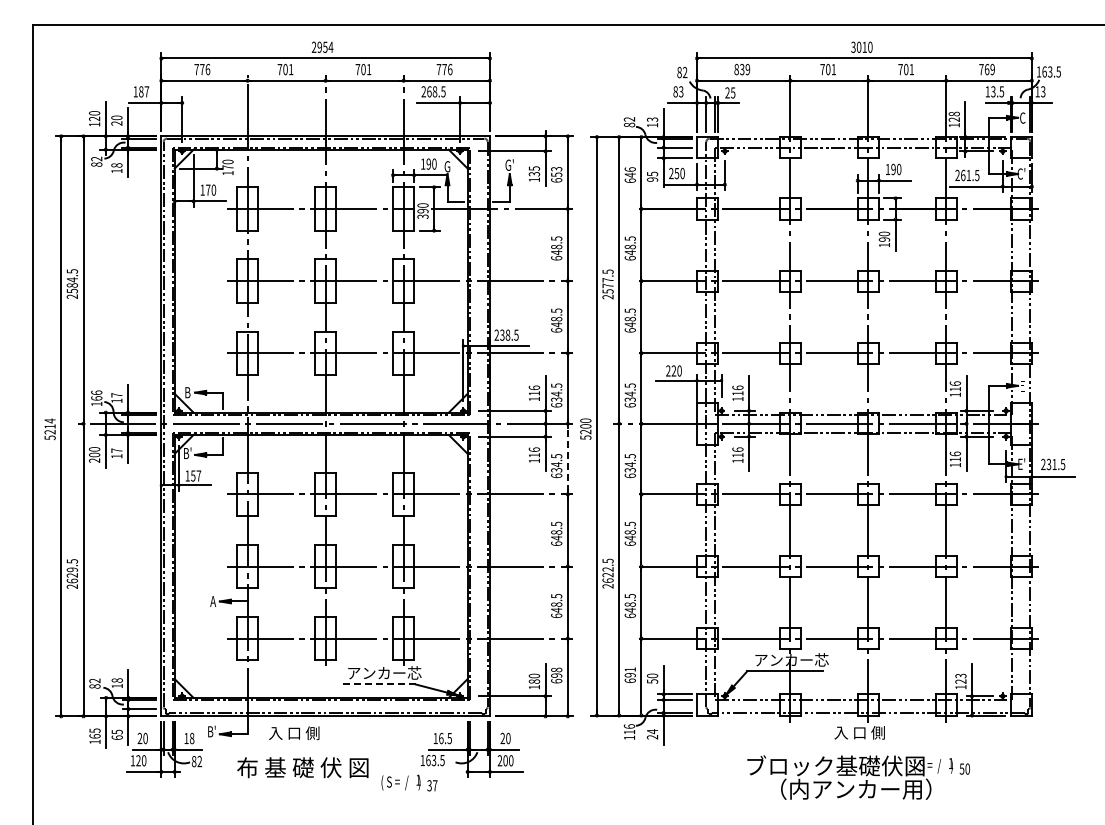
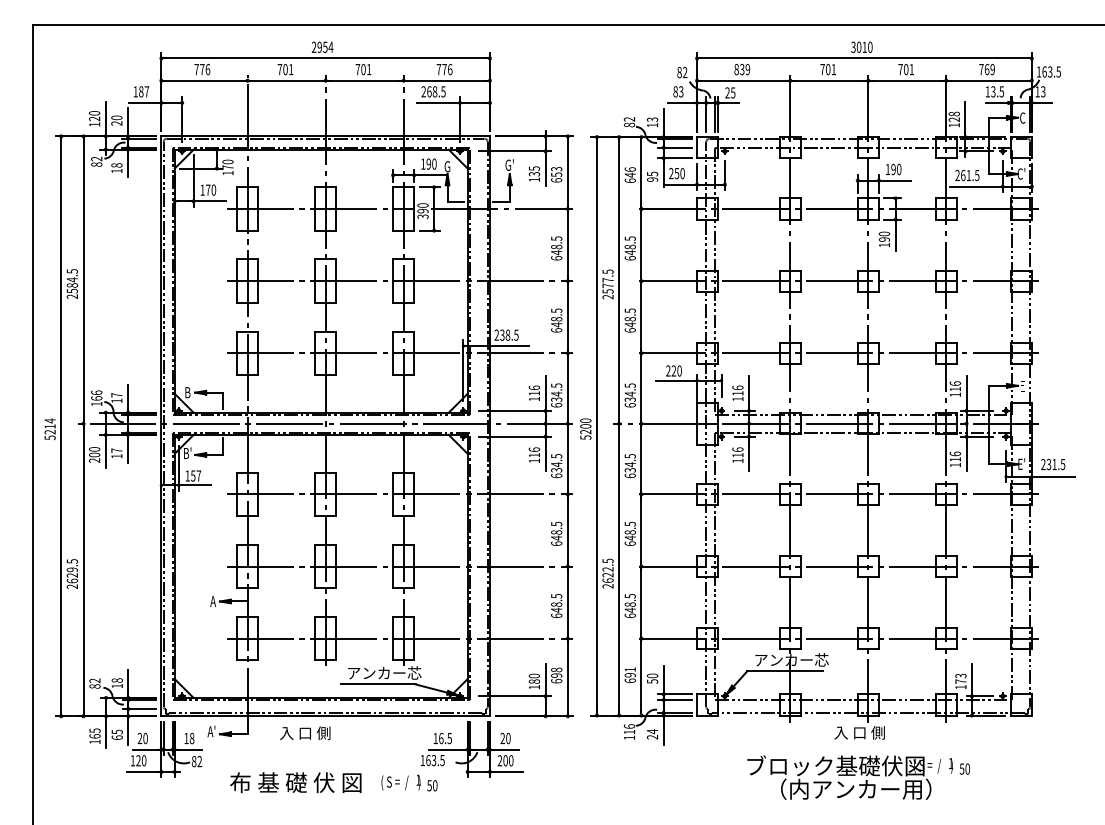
line: dashed -> solid (567, 458)
text: 123 -> 173 (960, 681)
line: dashed -> solid (377, 684)
text: B' -> A' (211, 731)
text position: (294, 733) -> (305, 733) (305, 733)
text position: (302, 767) -> (295, 782) (295, 782)
text: 37 -> 50 (432, 785)
